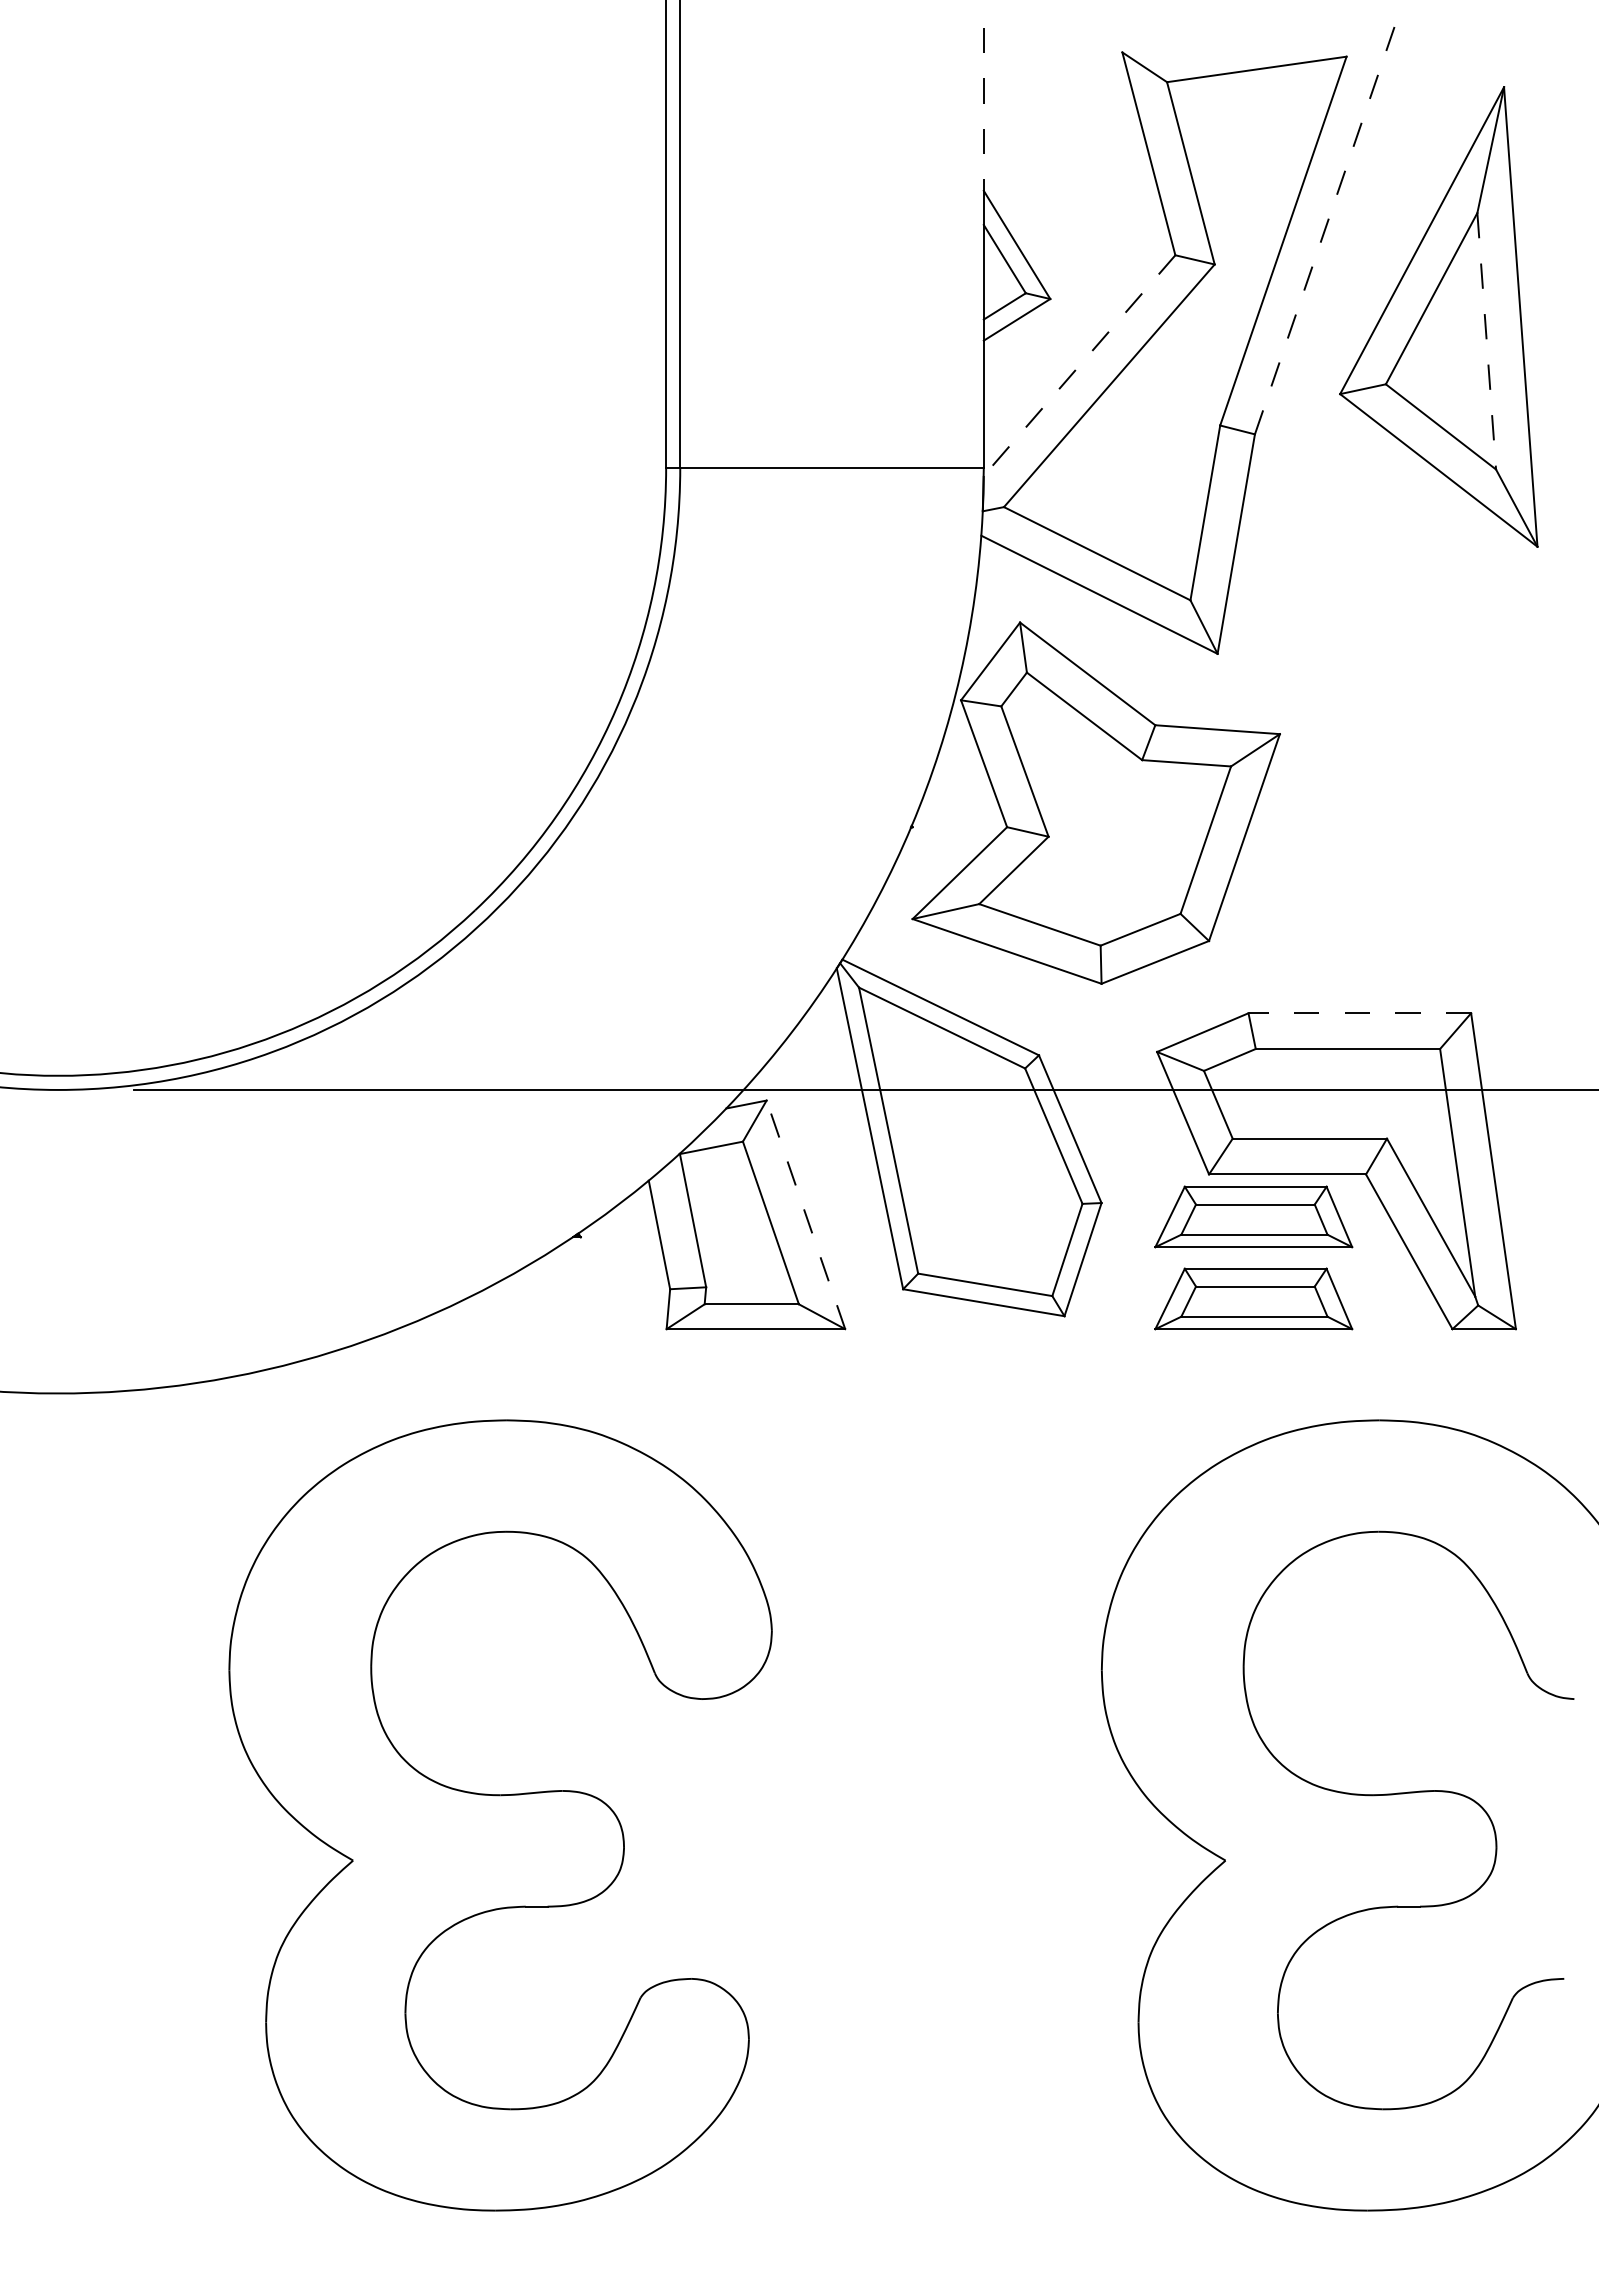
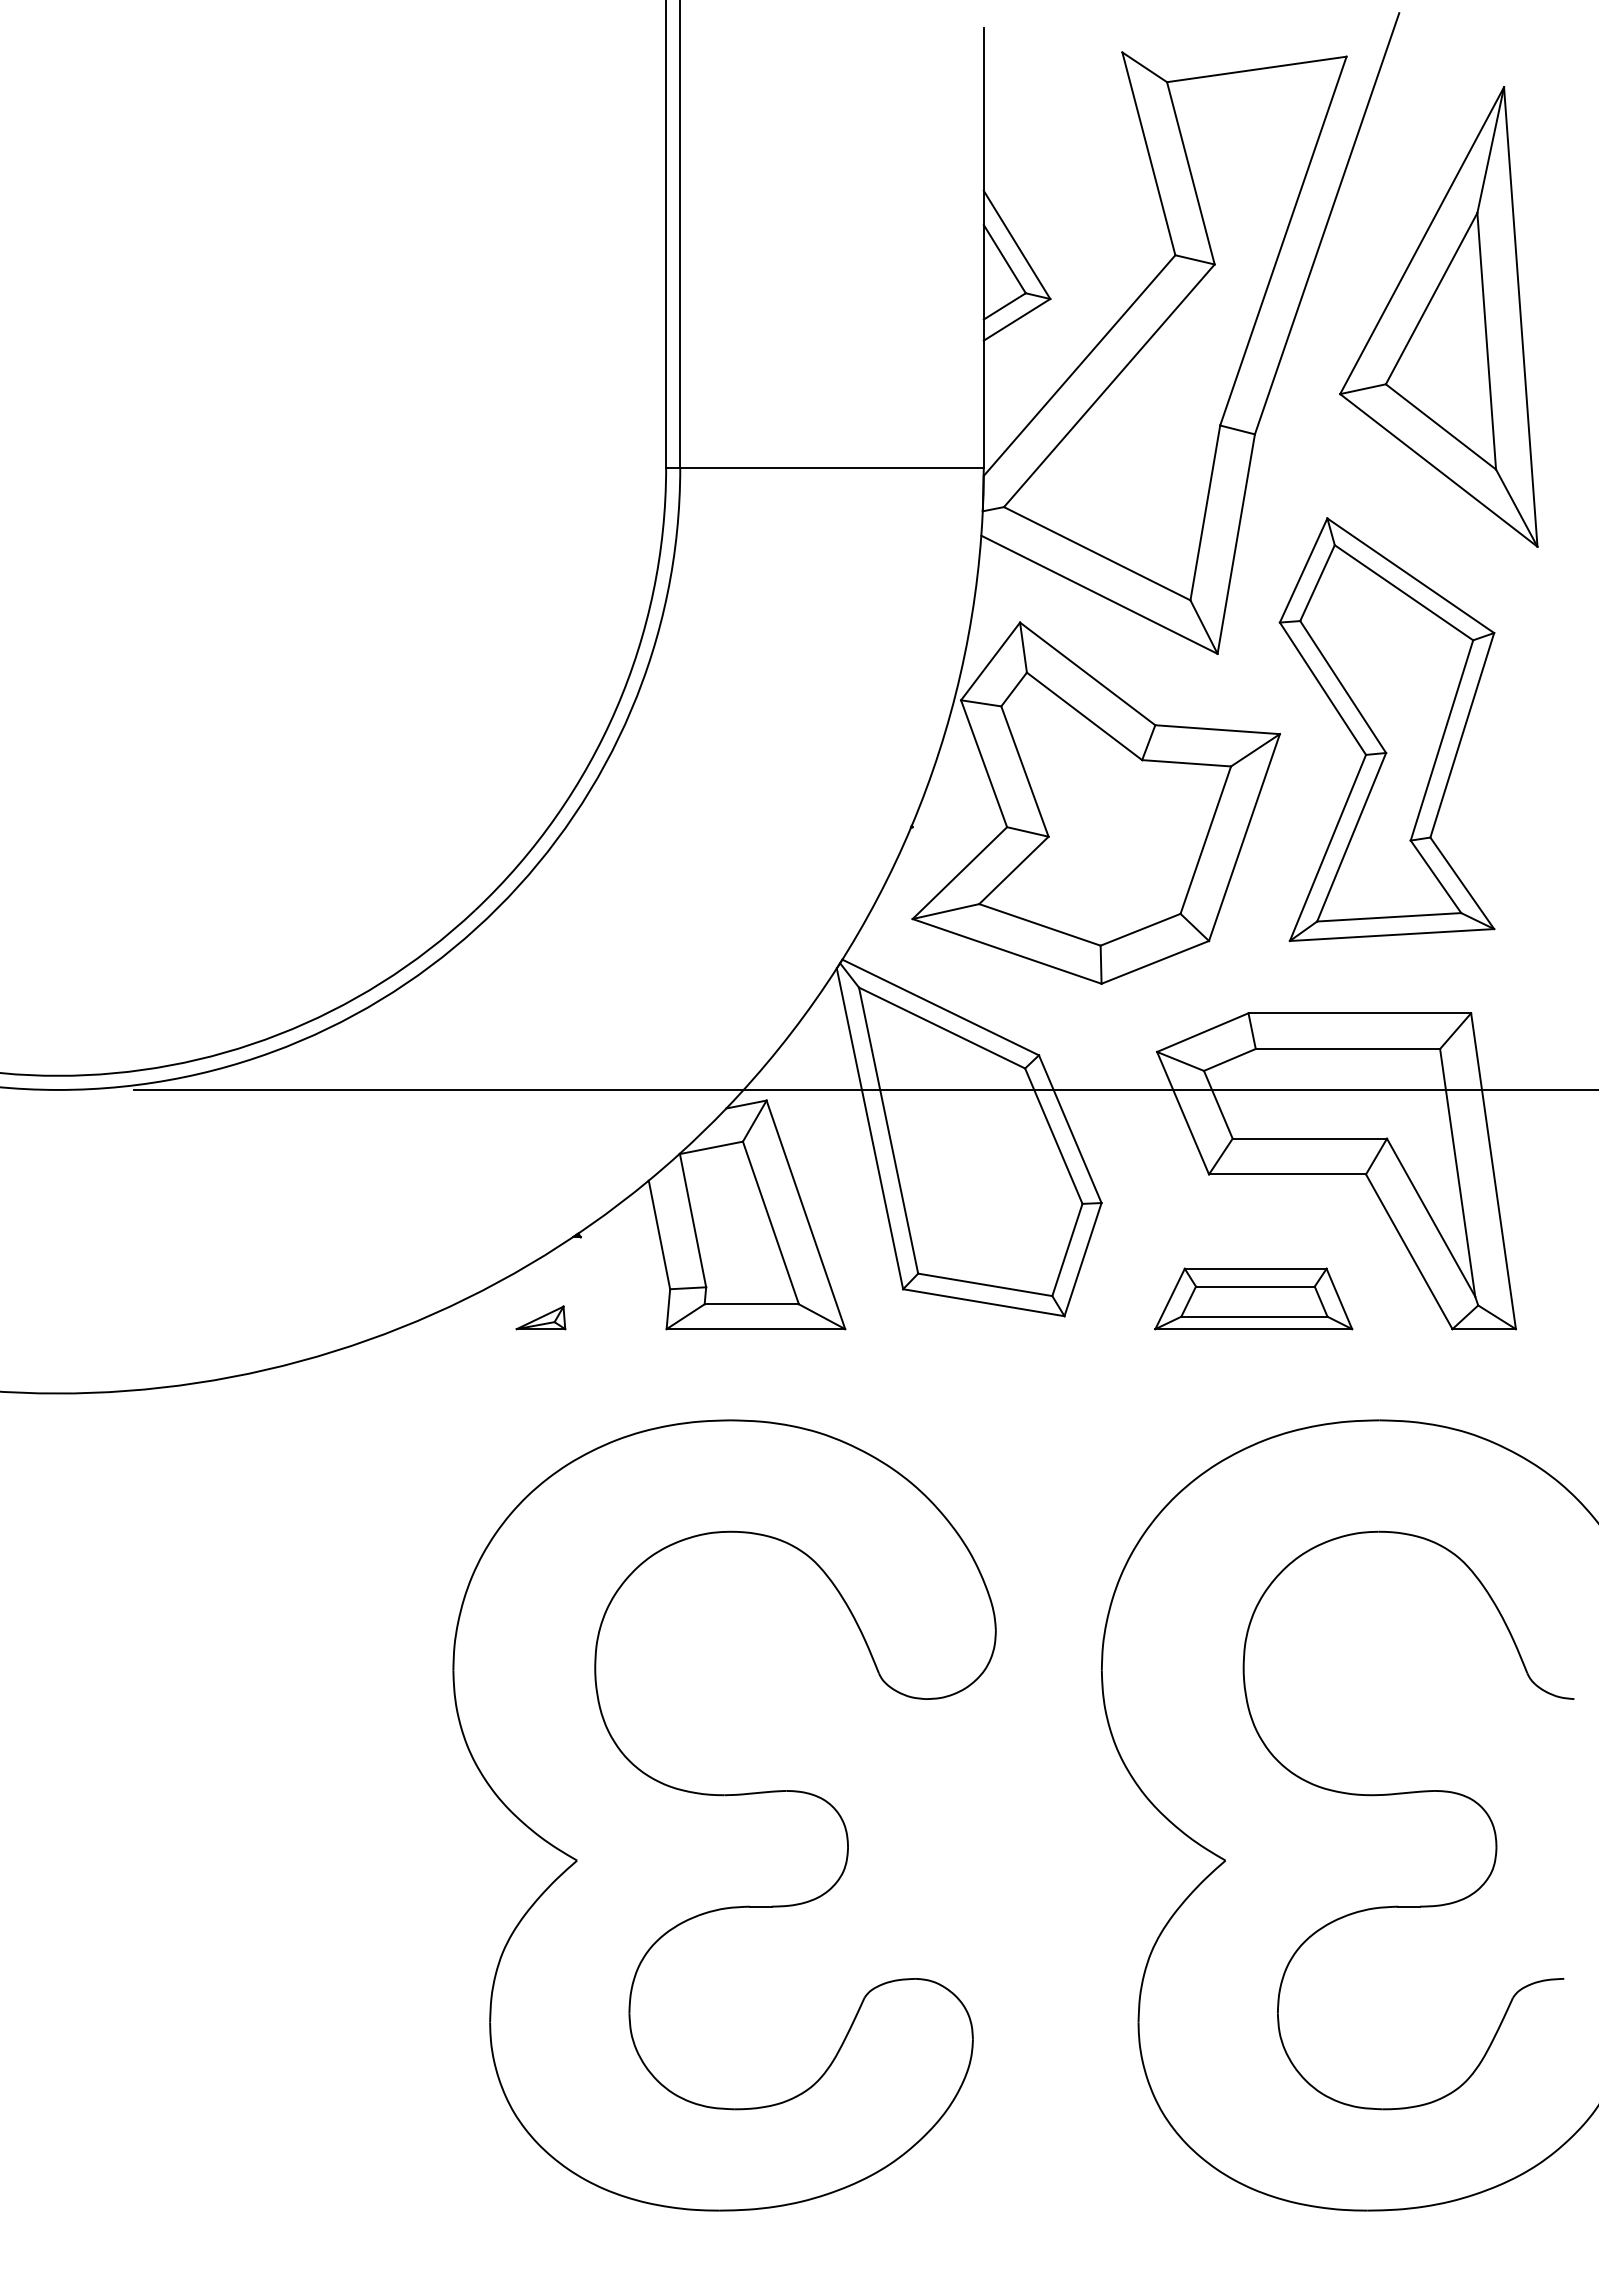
line: dashed -> solid (983, 109)
line: dashed -> solid (1327, 223)
line: dashed -> solid (1486, 341)
line: dashed -> solid (1079, 365)
part: none -> present (1386, 729)
line: dashed -> solid (1359, 1013)
line: dashed -> solid (805, 1214)
part: present -> none (1253, 1216)
part: none -> present (540, 1317)
part position: (500, 1815) -> (724, 1815) (724, 1815)
